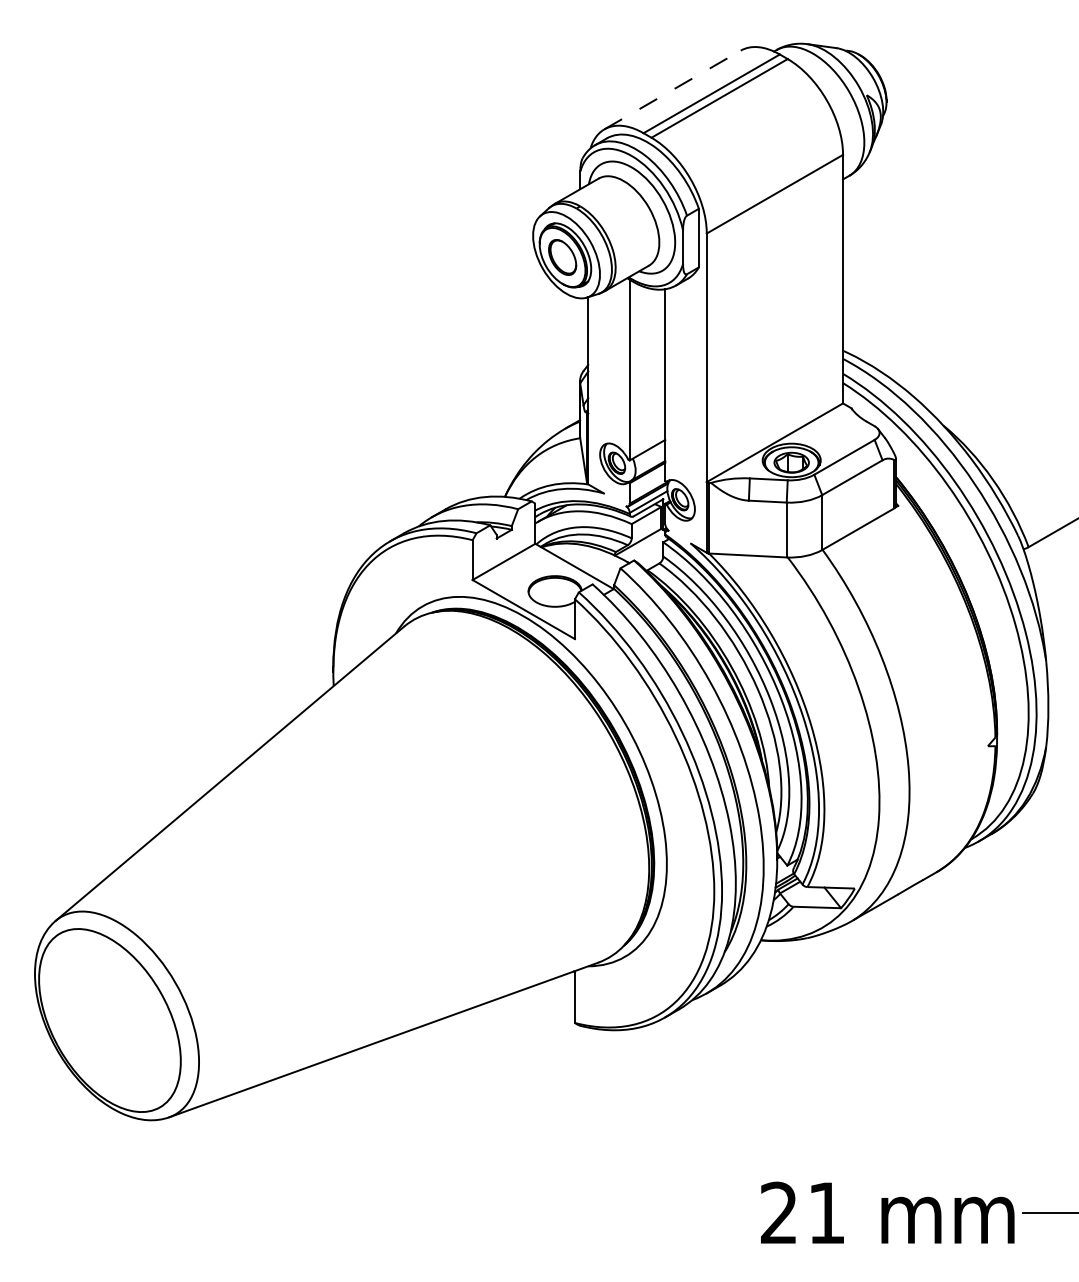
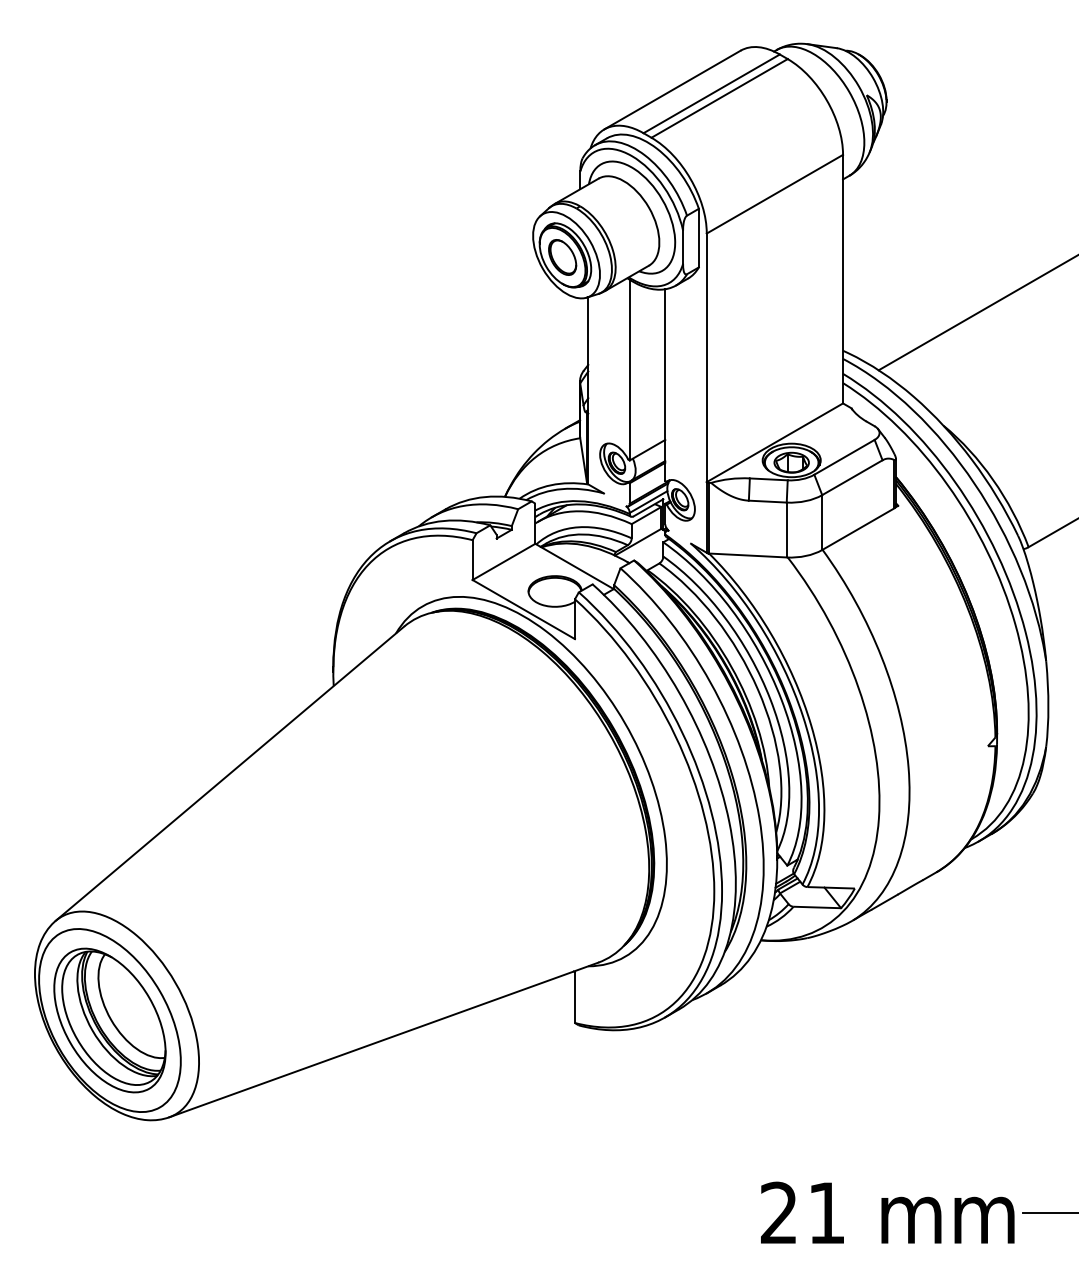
line: dashed -> solid (672, 90)
line: none -> present (976, 313)
part: none -> present (109, 1020)
